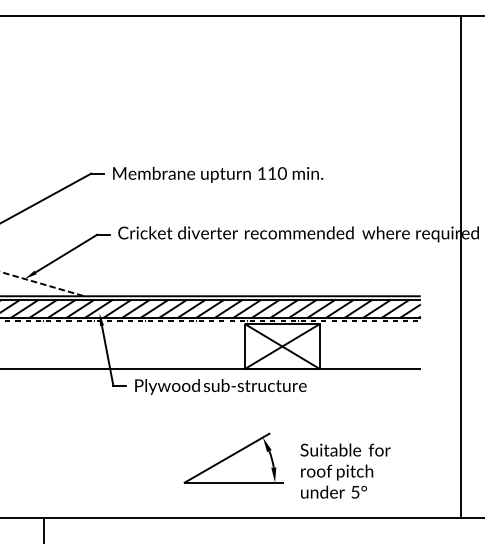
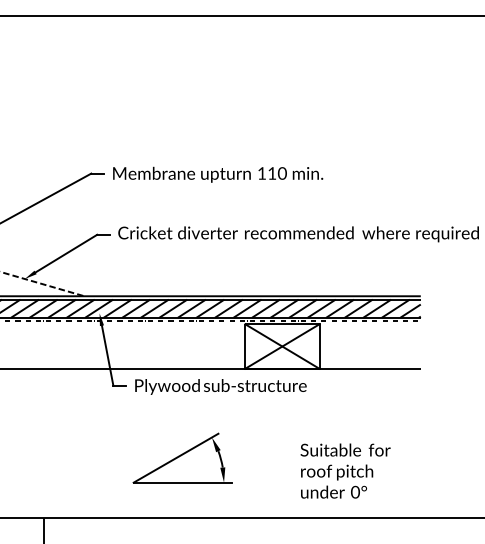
line: present -> none (461, 266)
part position: (233, 457) -> (182, 457) (182, 457)
text: 5° -> 0° (355, 491)
